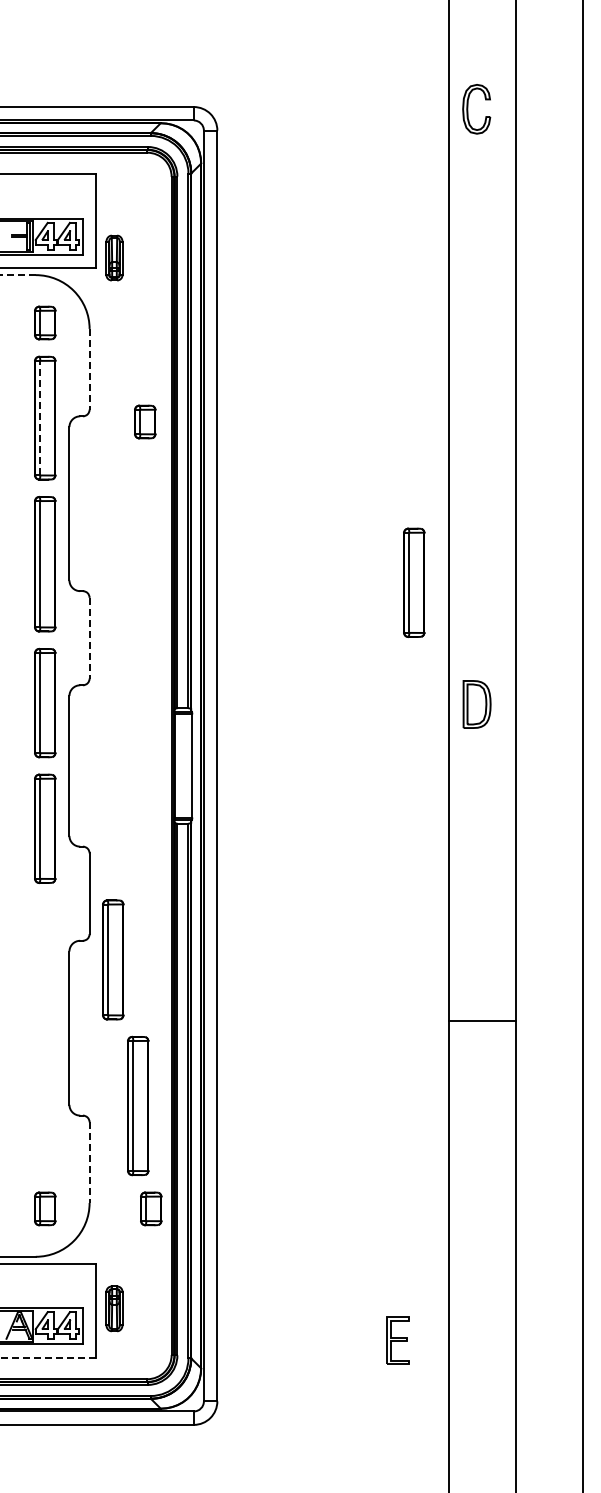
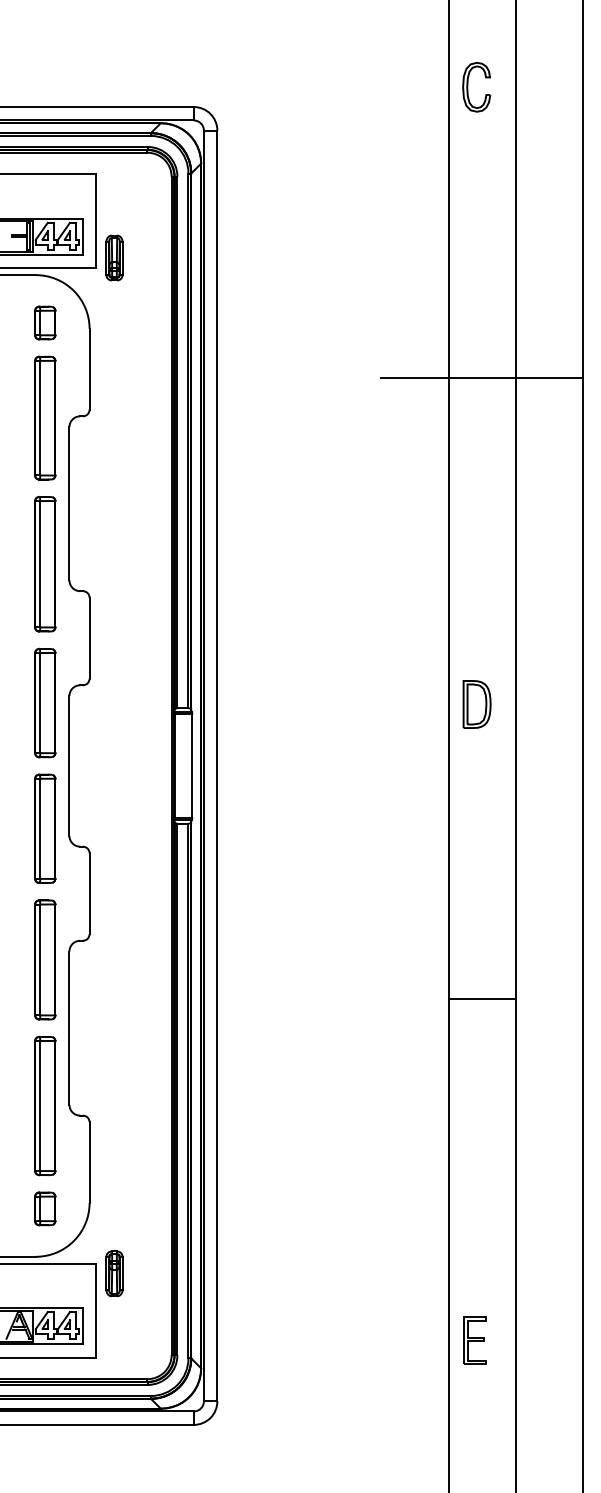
part position: (468, 109) -> (468, 87) (468, 87)
line: dashed -> solid (17, 275)
line: dashed -> solid (89, 369)
line: none -> present (482, 378)
line: dashed -> solid (40, 417)
part: present -> none (145, 421)
part: present -> none (414, 582)
line: dashed -> solid (89, 638)
part position: (113, 959) -> (45, 959) (45, 959)
line position: (481, 1020) -> (481, 998) (481, 998)
part position: (138, 1105) -> (45, 1105) (45, 1105)
line: dashed -> solid (89, 1163)
part: present -> none (151, 1208)
part position: (114, 1308) -> (114, 1273) (114, 1273)
part position: (397, 1340) -> (474, 1340) (474, 1340)
line: dashed -> solid (48, 1357)
